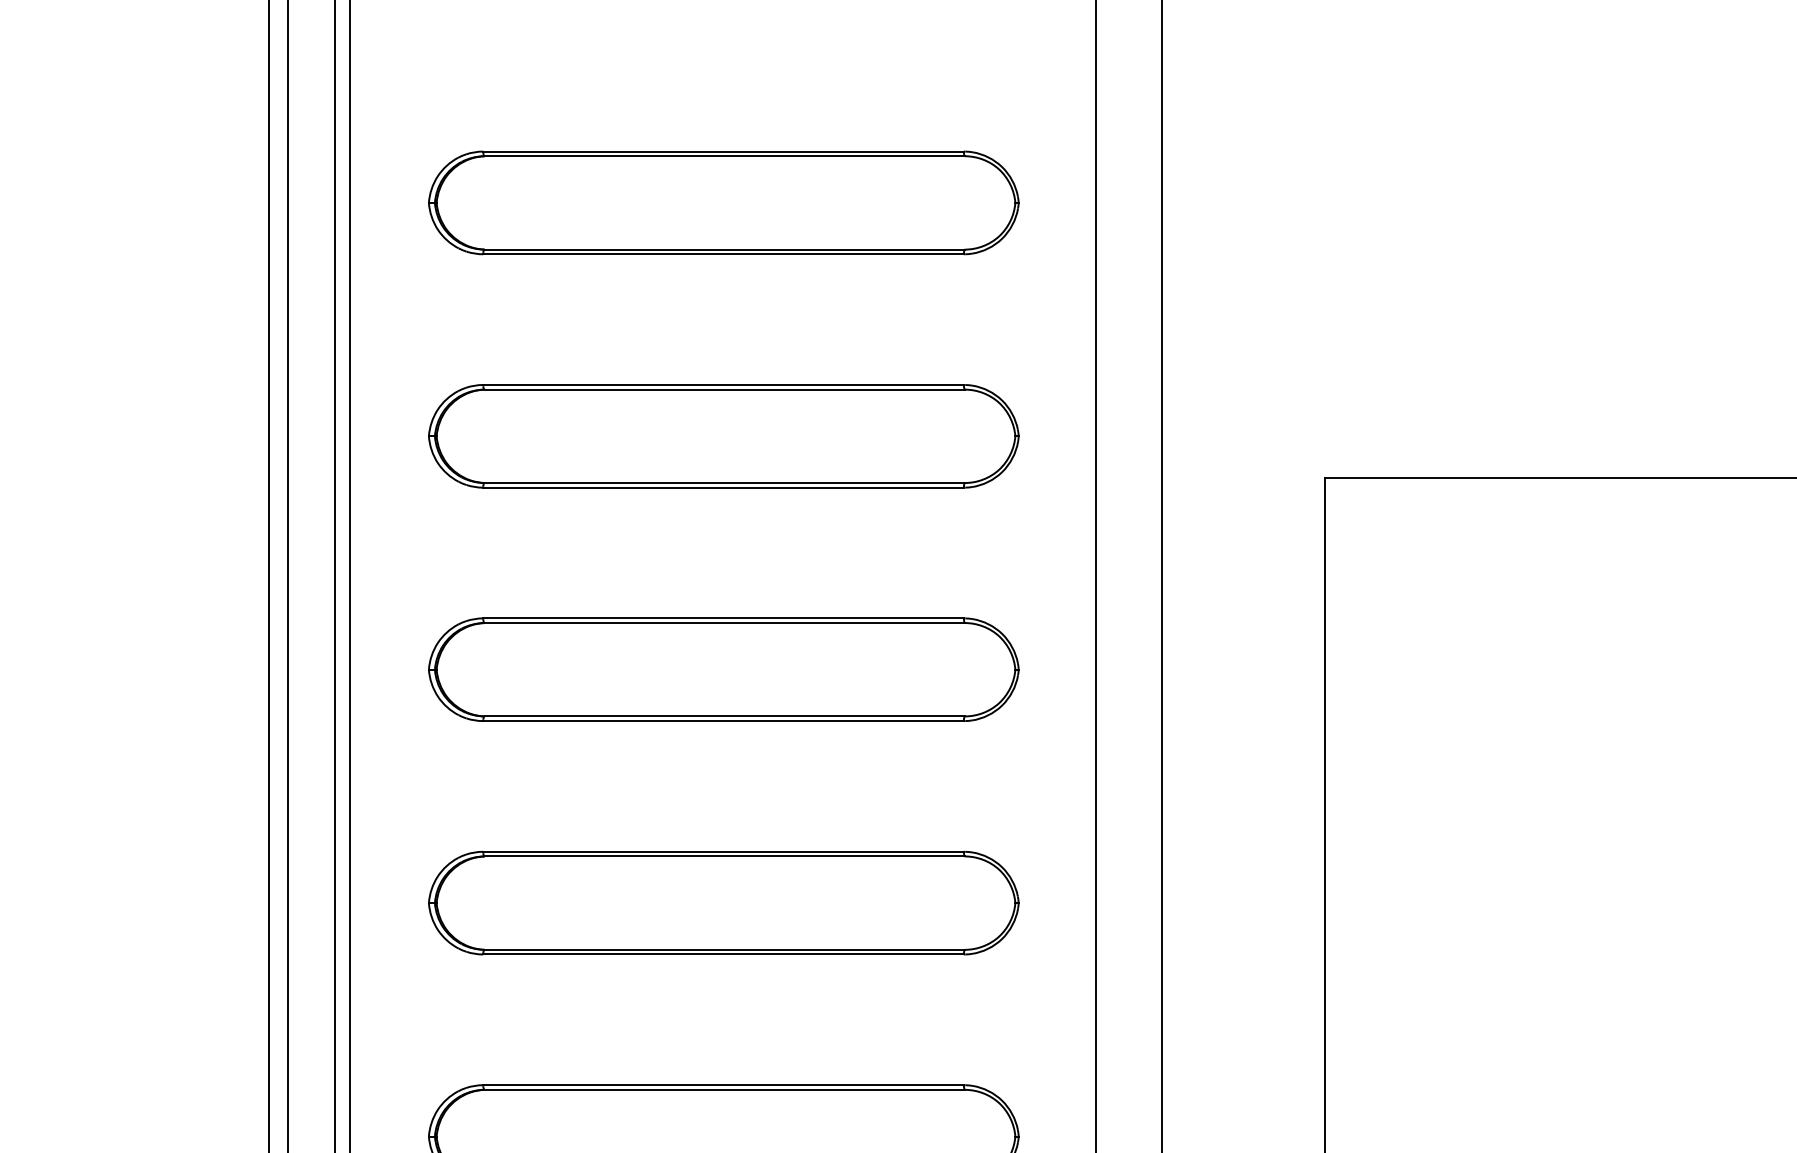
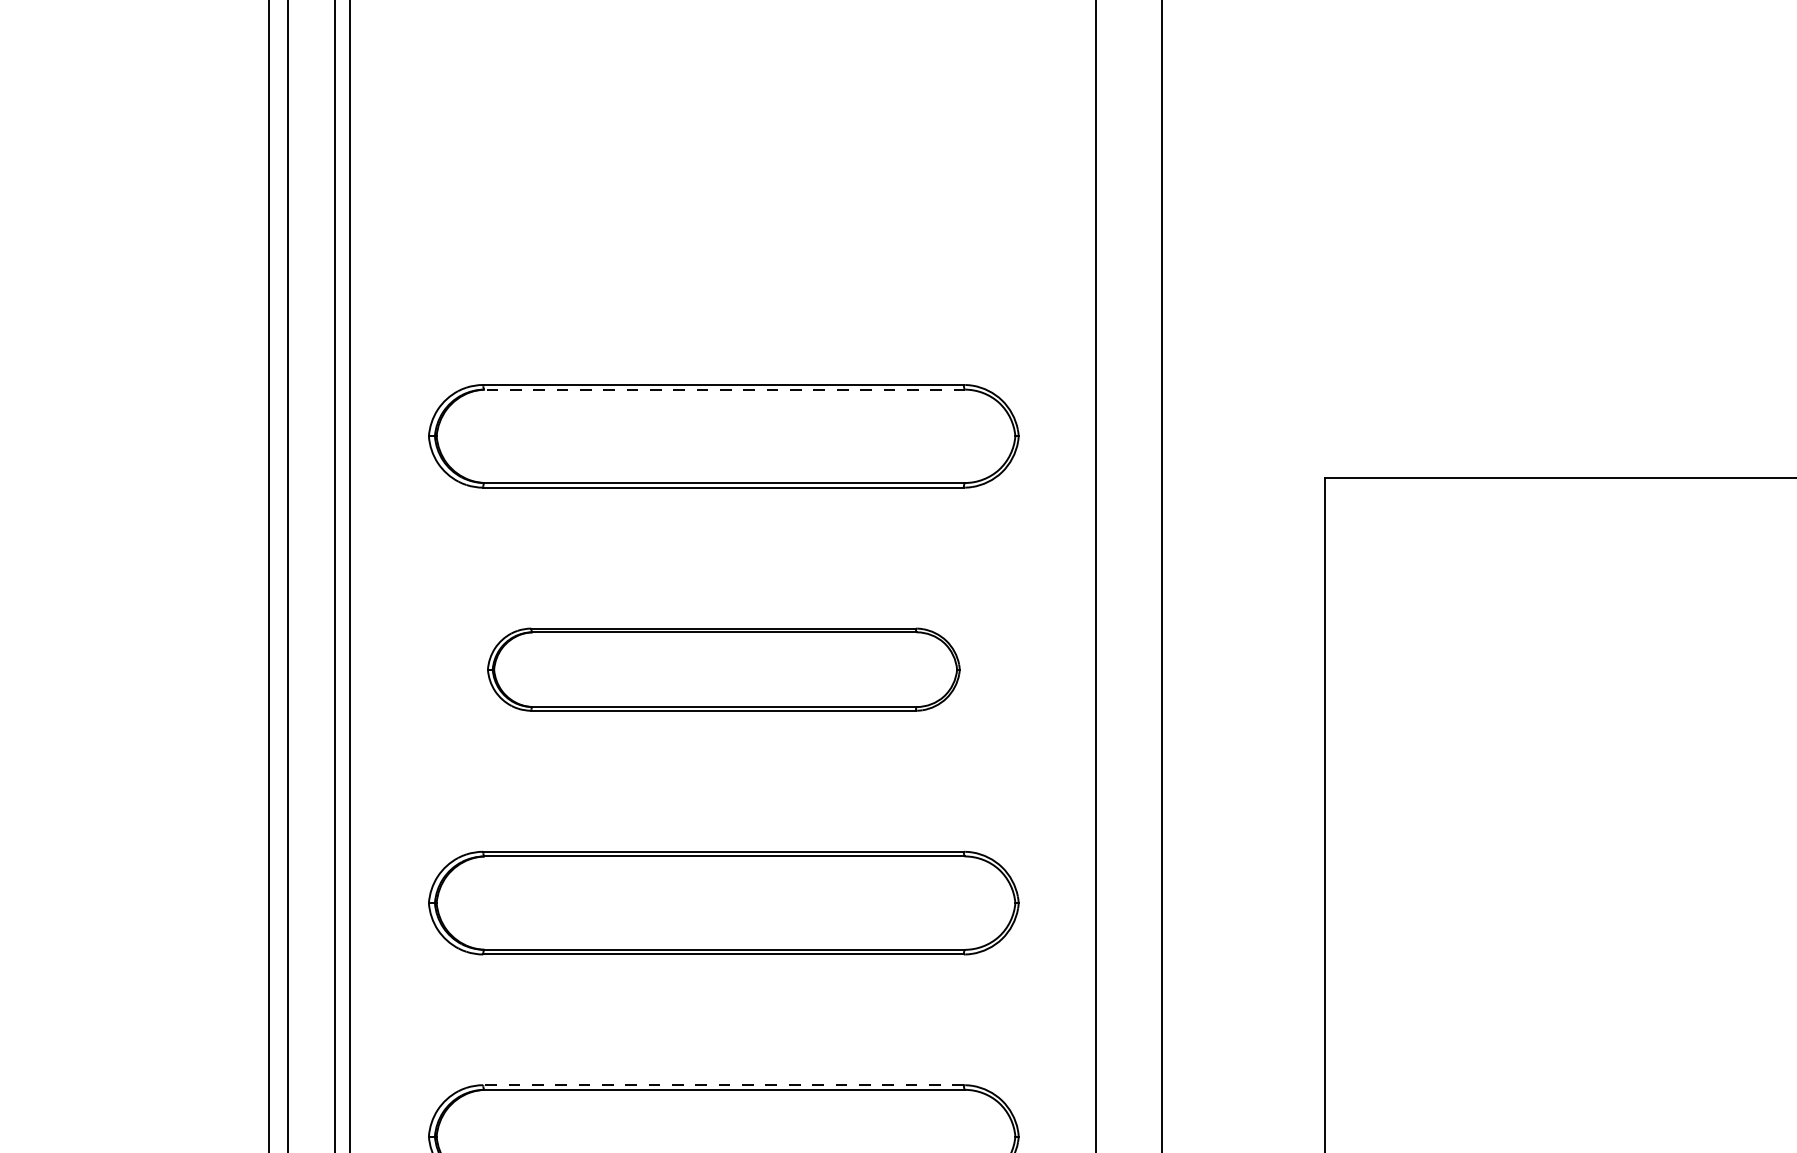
part: present -> none (723, 202)
line: solid -> dashed (724, 389)
part size: 592x105 px -> 474x85 px (723, 669)
line: solid -> dashed (723, 1085)
